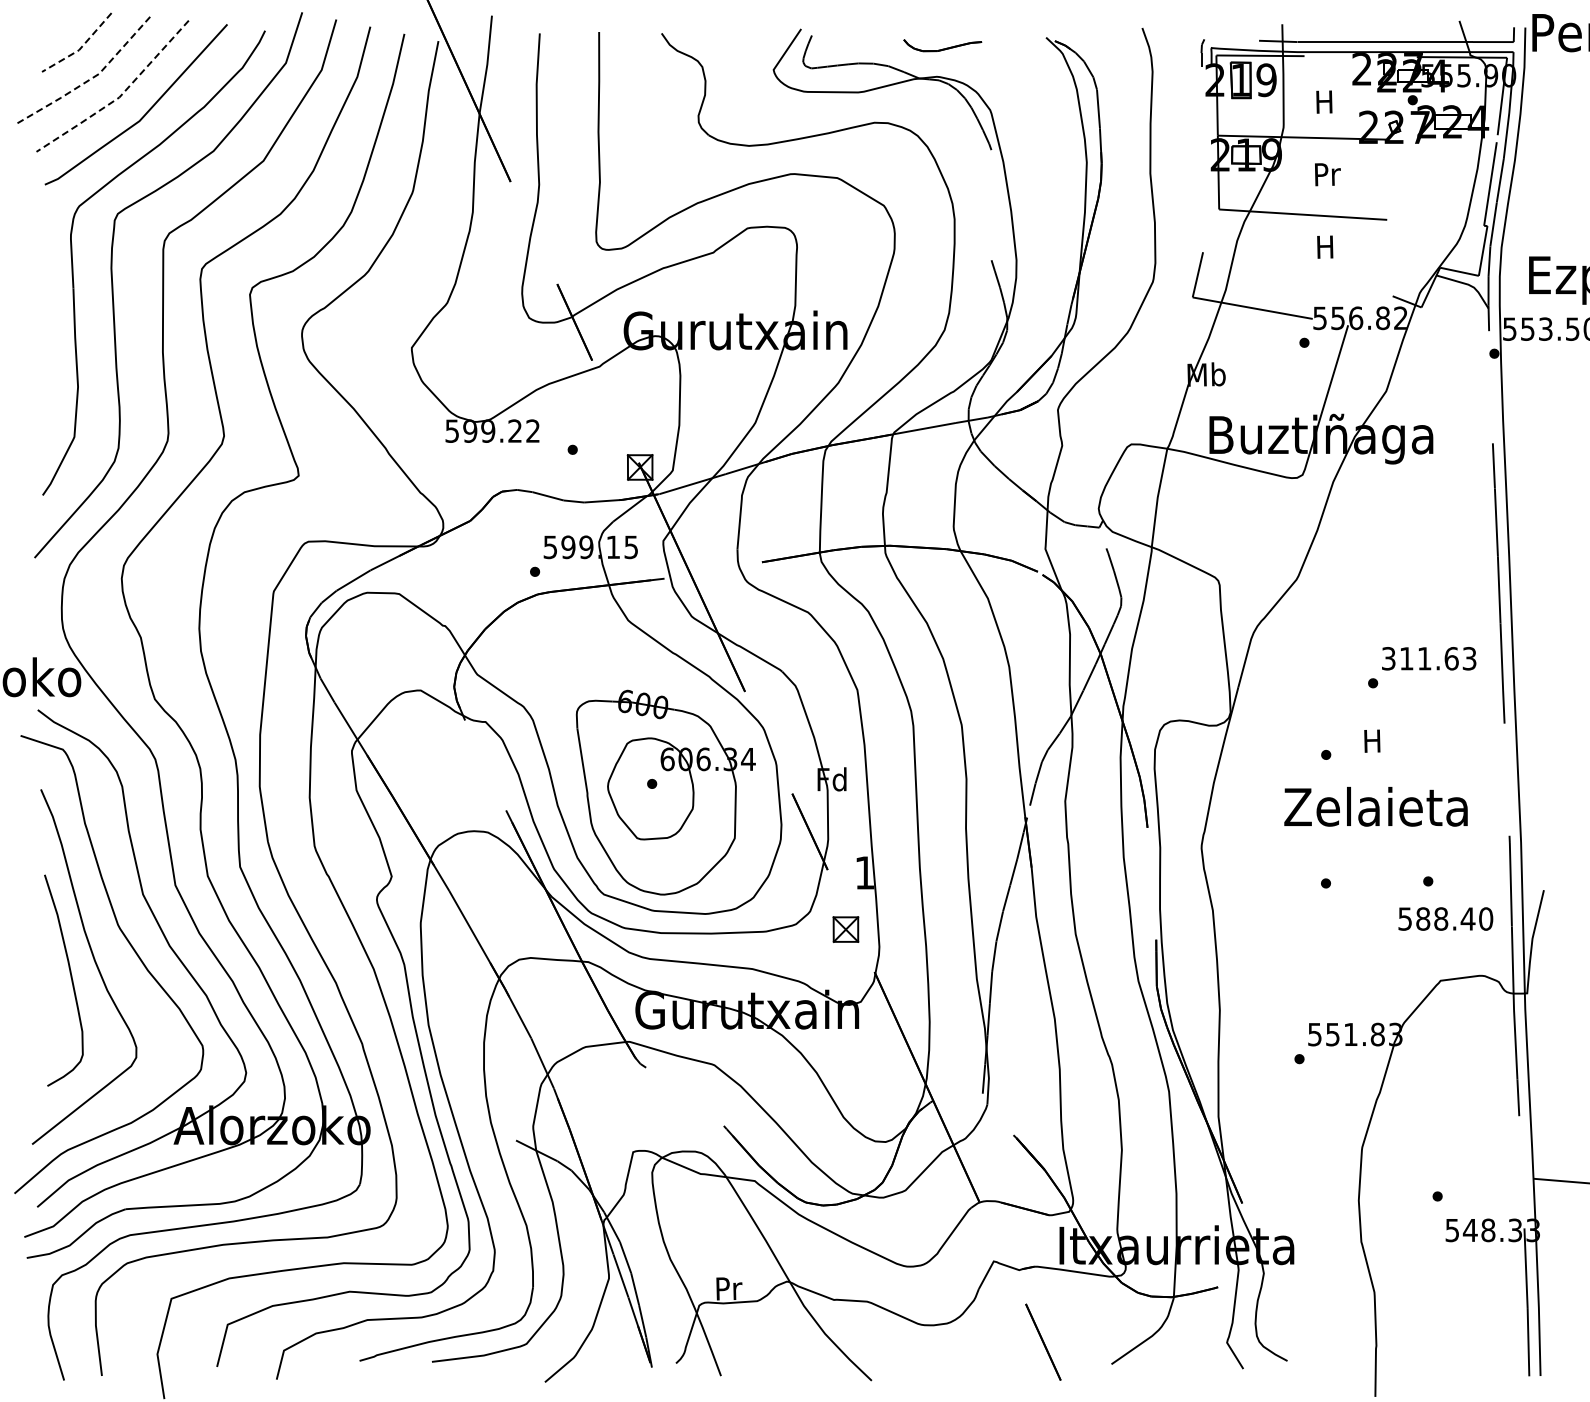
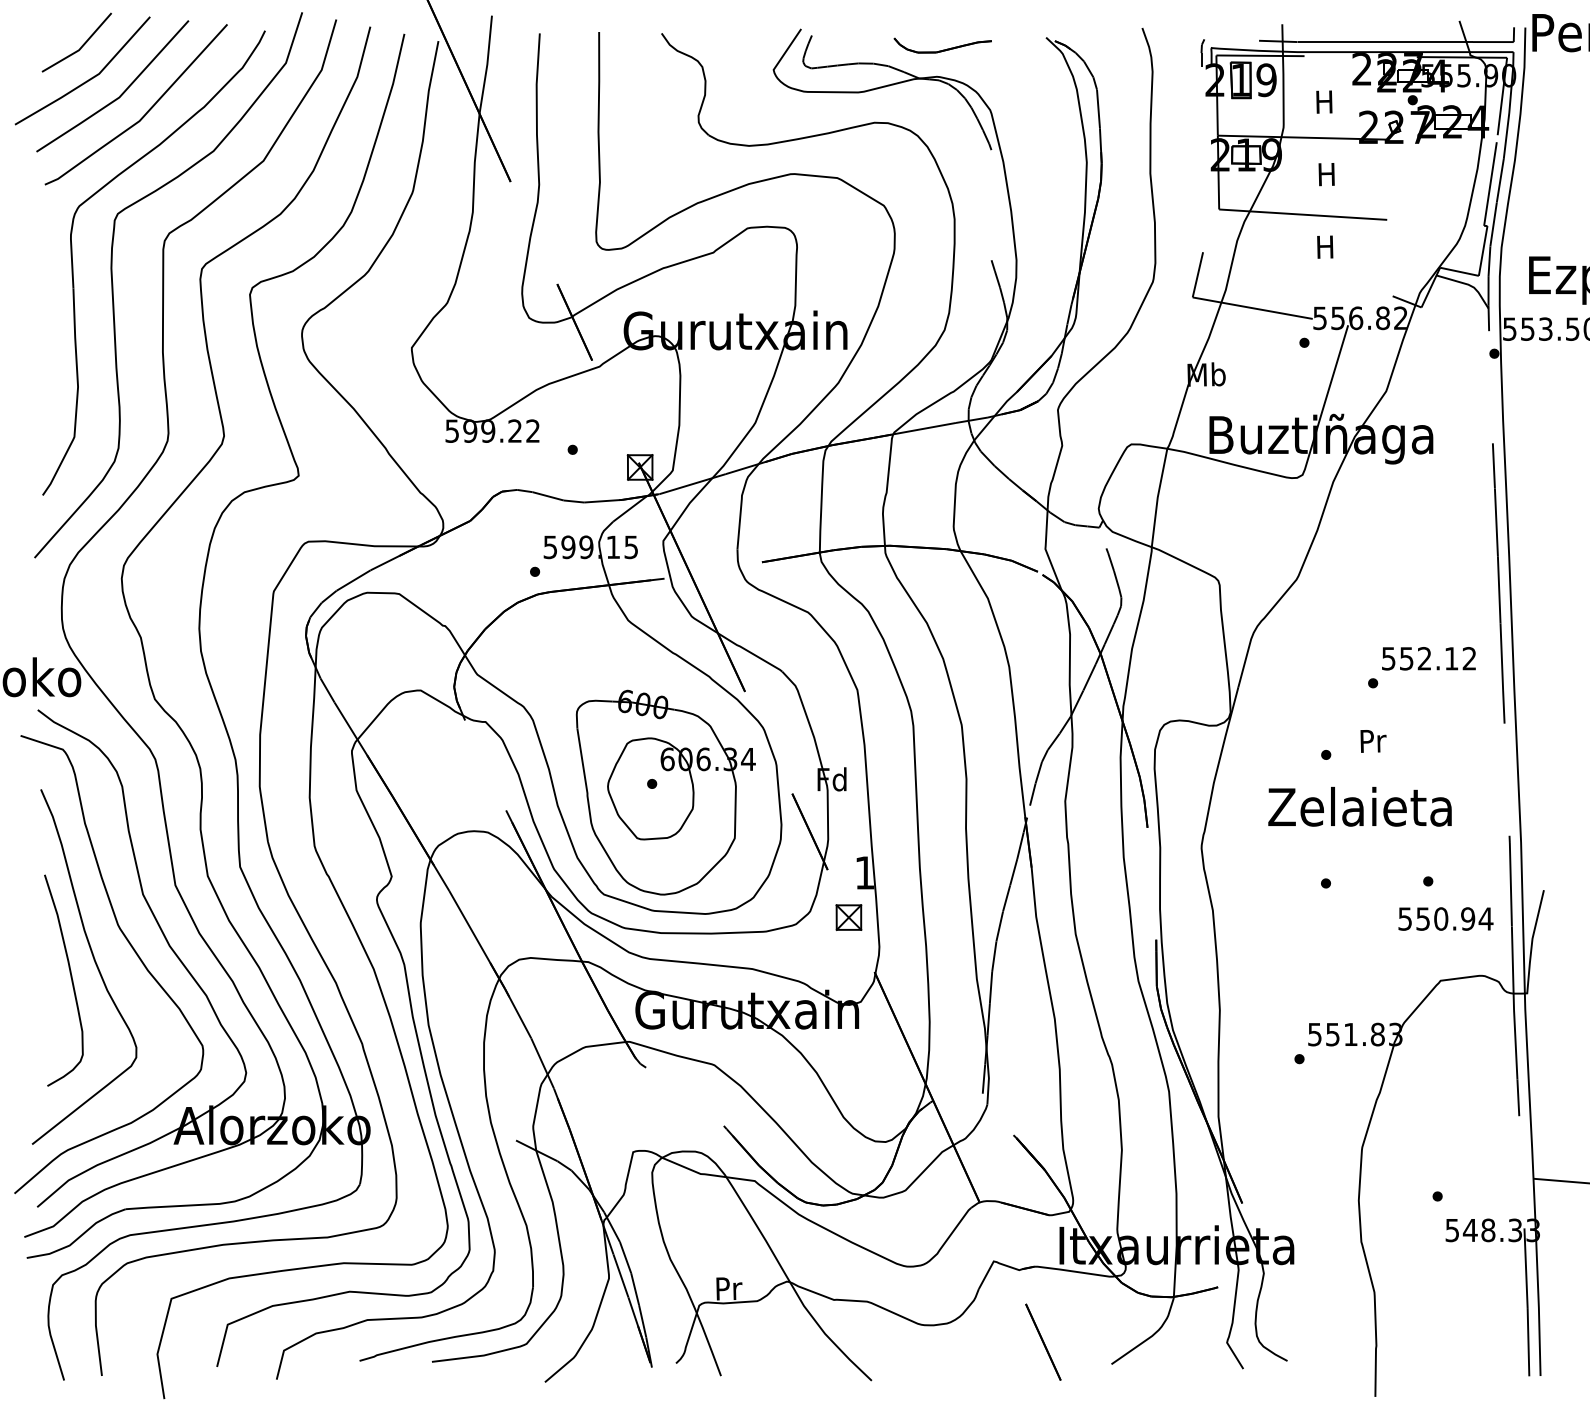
part size: 80x14 px -> 99x17 px (942, 45)
line: dashed -> solid (80, 48)
line: dashed -> solid (89, 79)
line: dashed -> solid (120, 96)
text: Pr -> H (1327, 174)
text: 311.63 -> 552.12 (1429, 658)
text: H -> Pr (1373, 740)
text position: (1375, 806) -> (1359, 806) (1359, 806)
text: 588.40 -> 550.94 (1454, 918)
part position: (845, 929) -> (848, 917) (848, 917)
